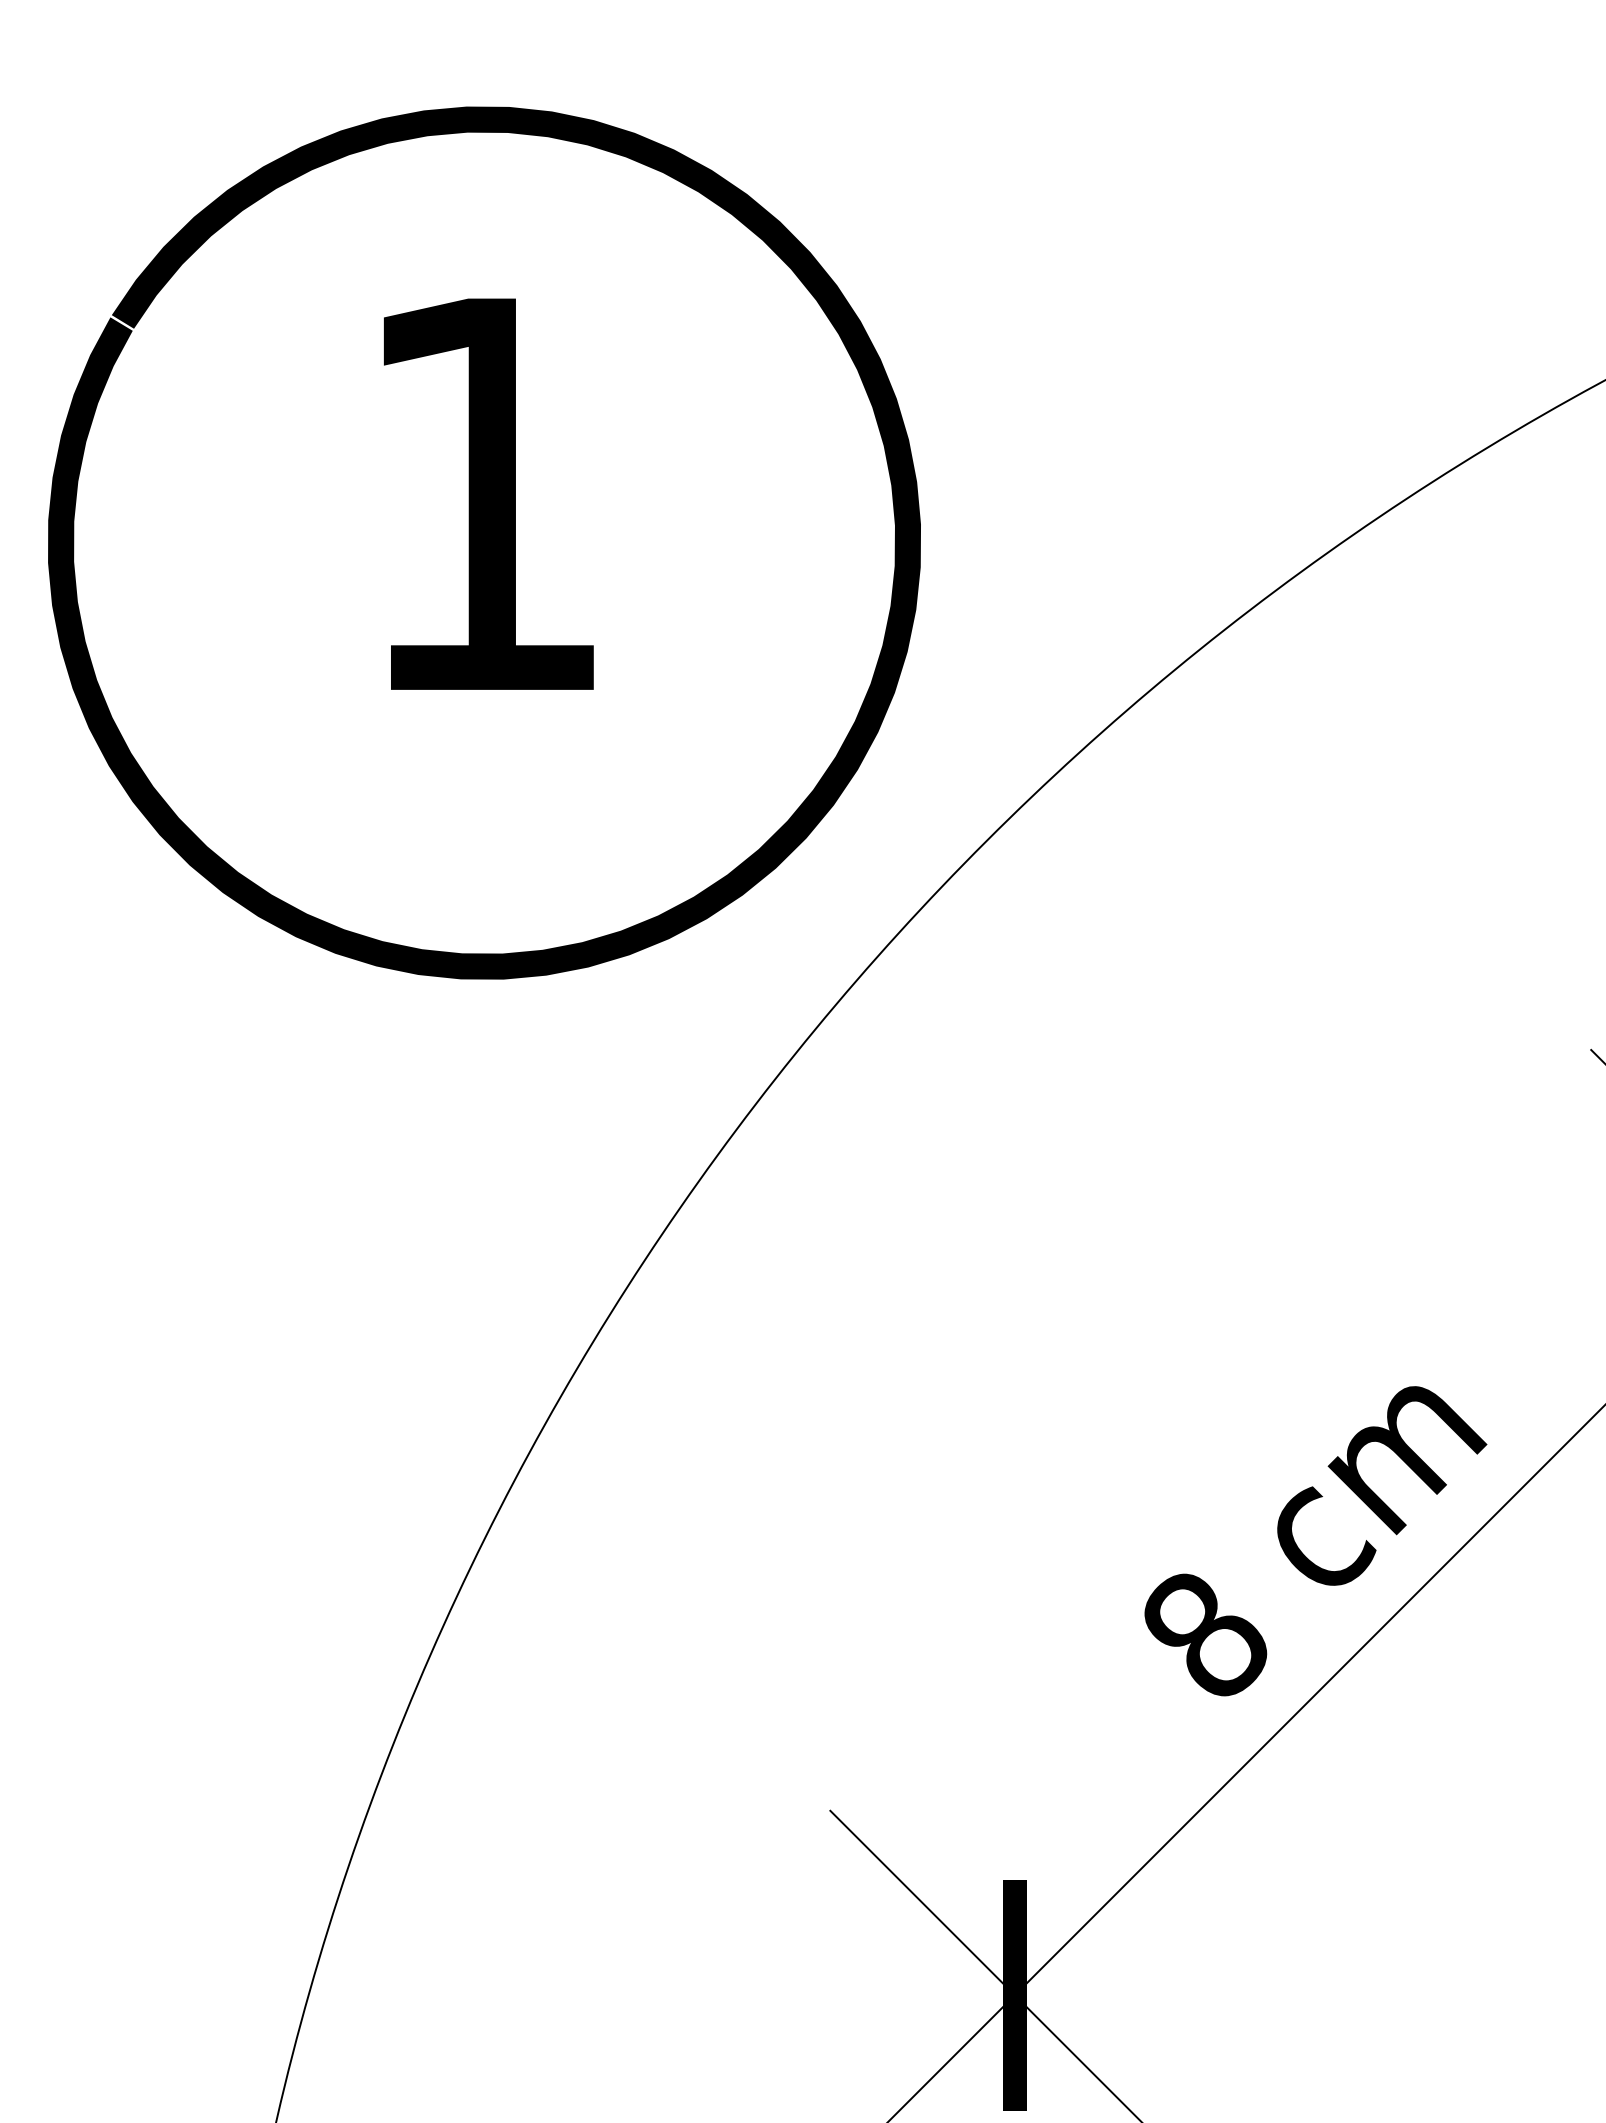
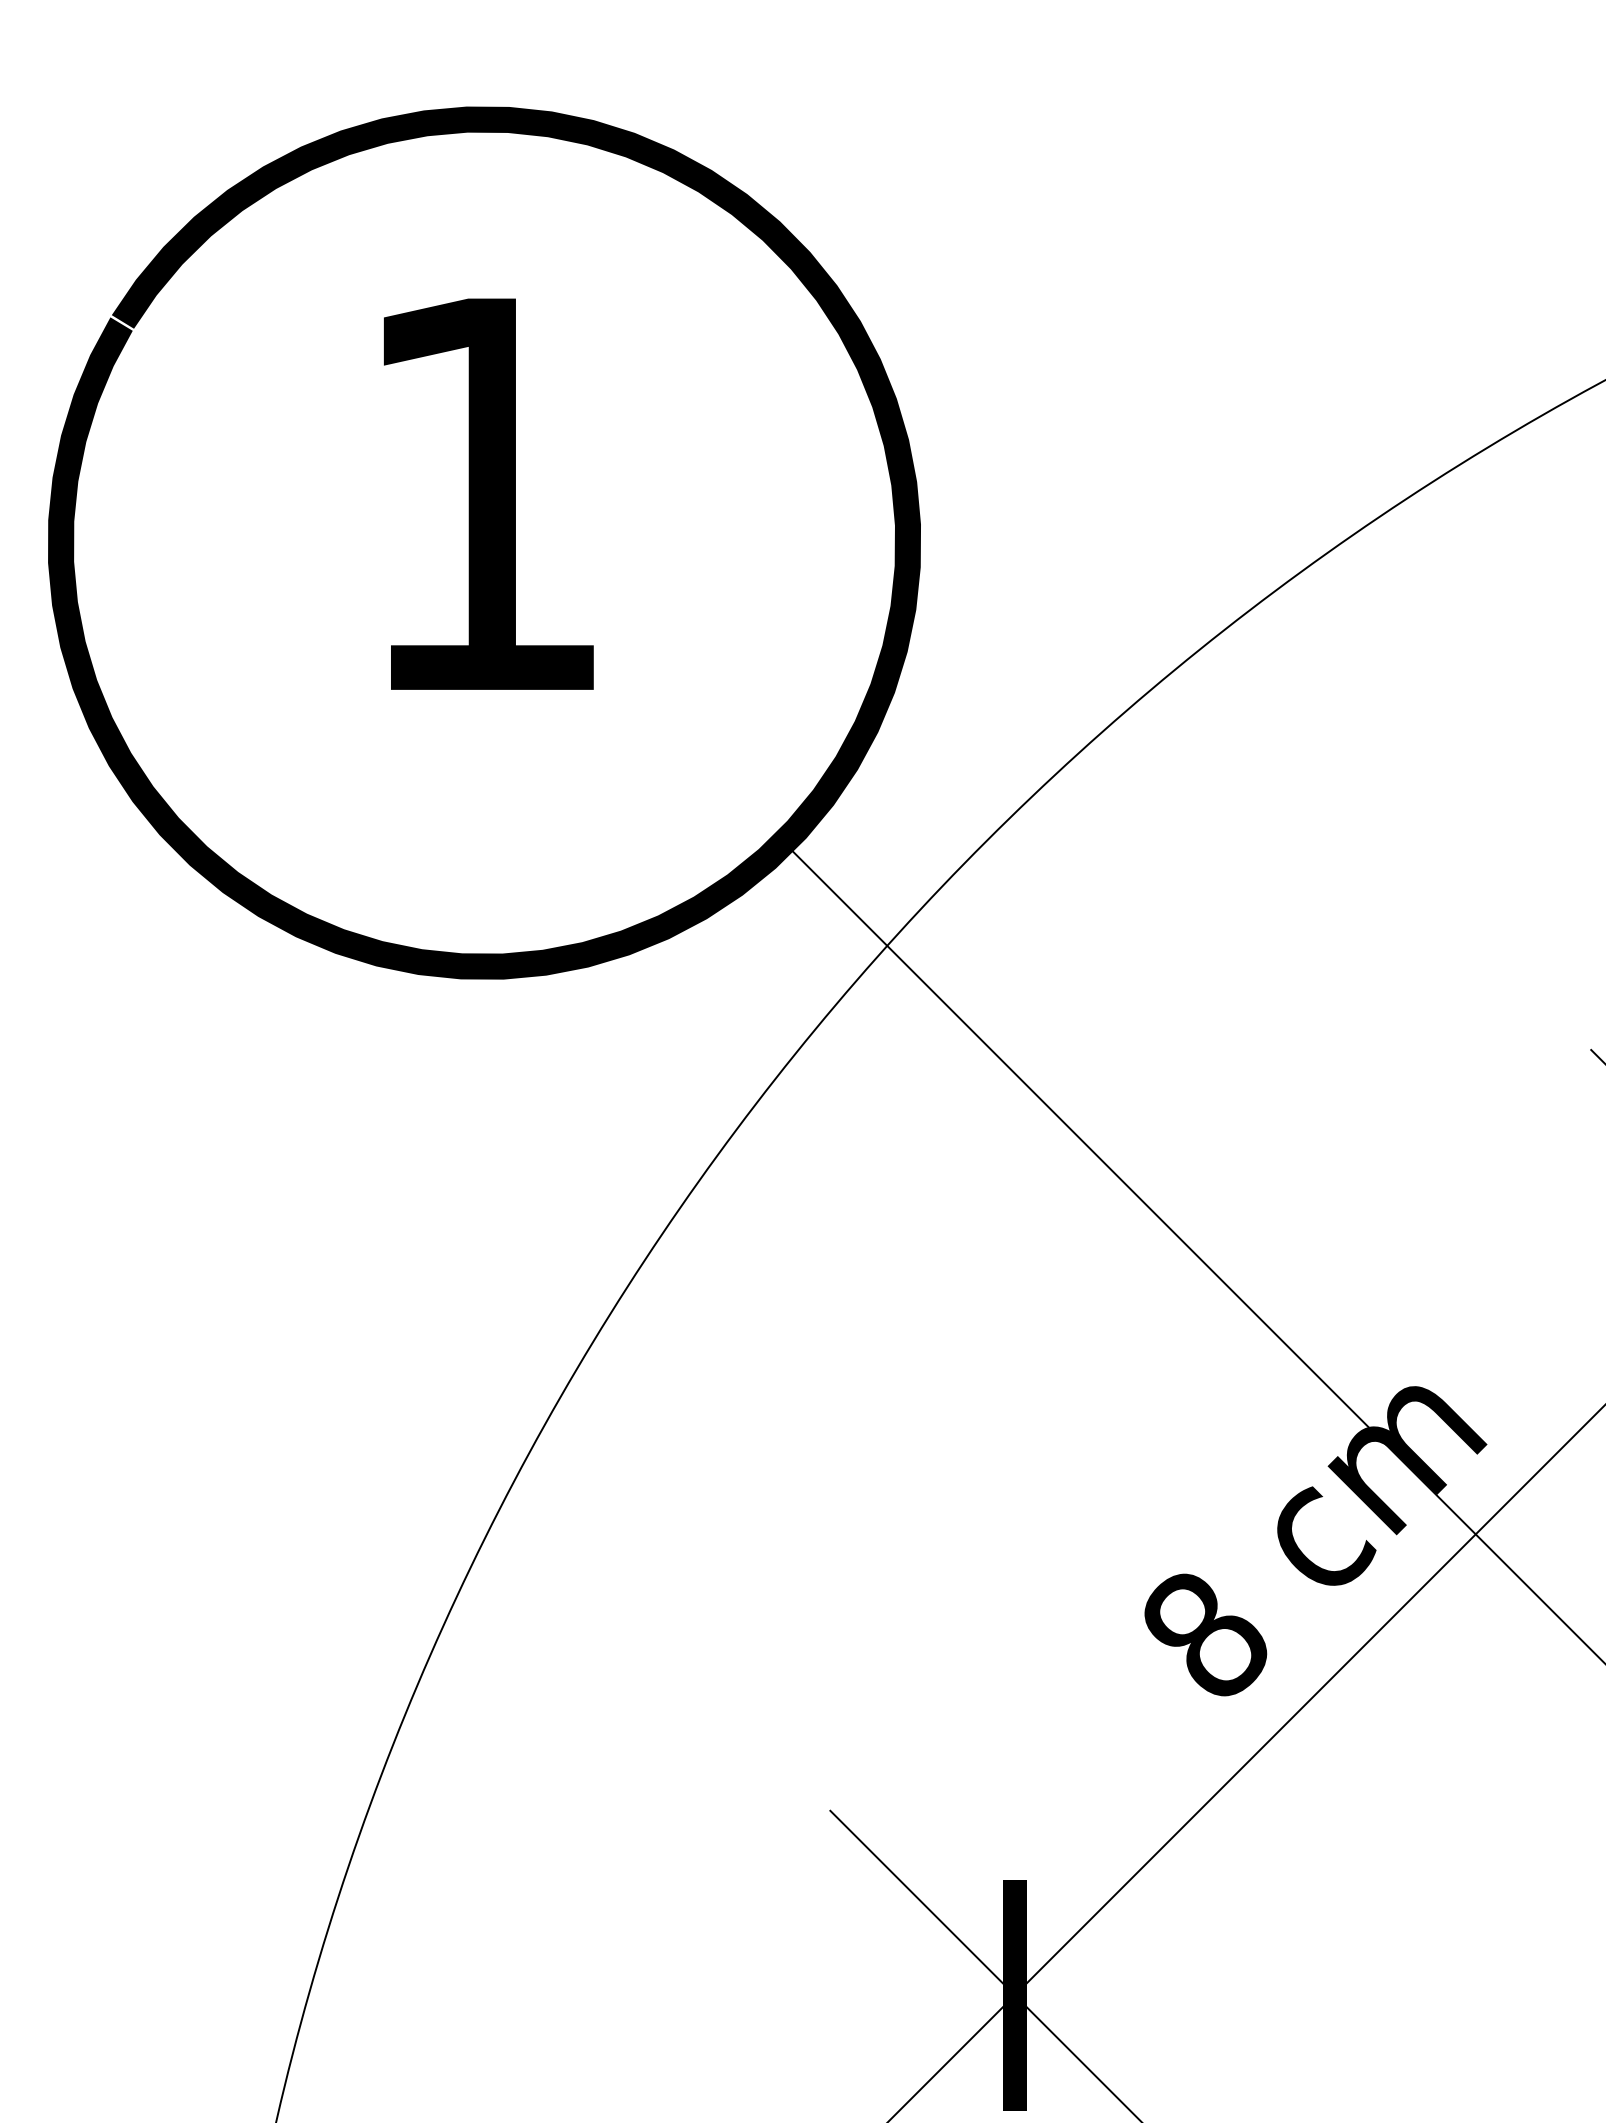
line: none -> present (1193, 1251)
